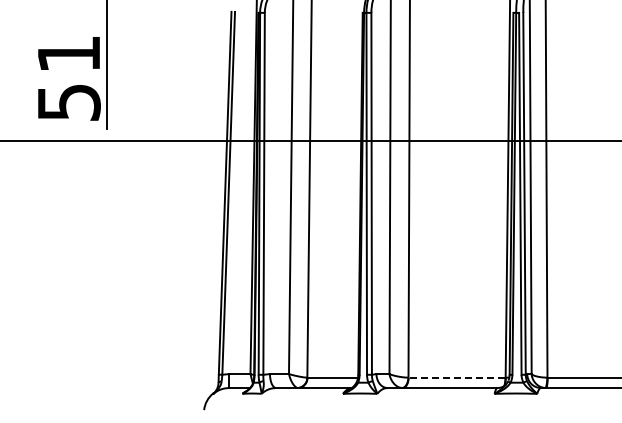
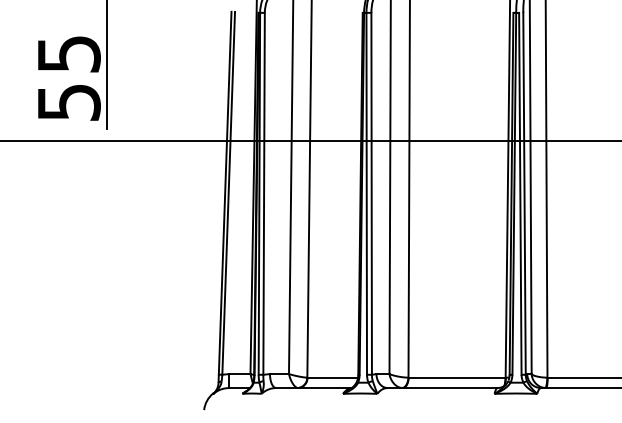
text: 51 -> 55 (69, 54)
line: dashed -> solid (456, 377)
